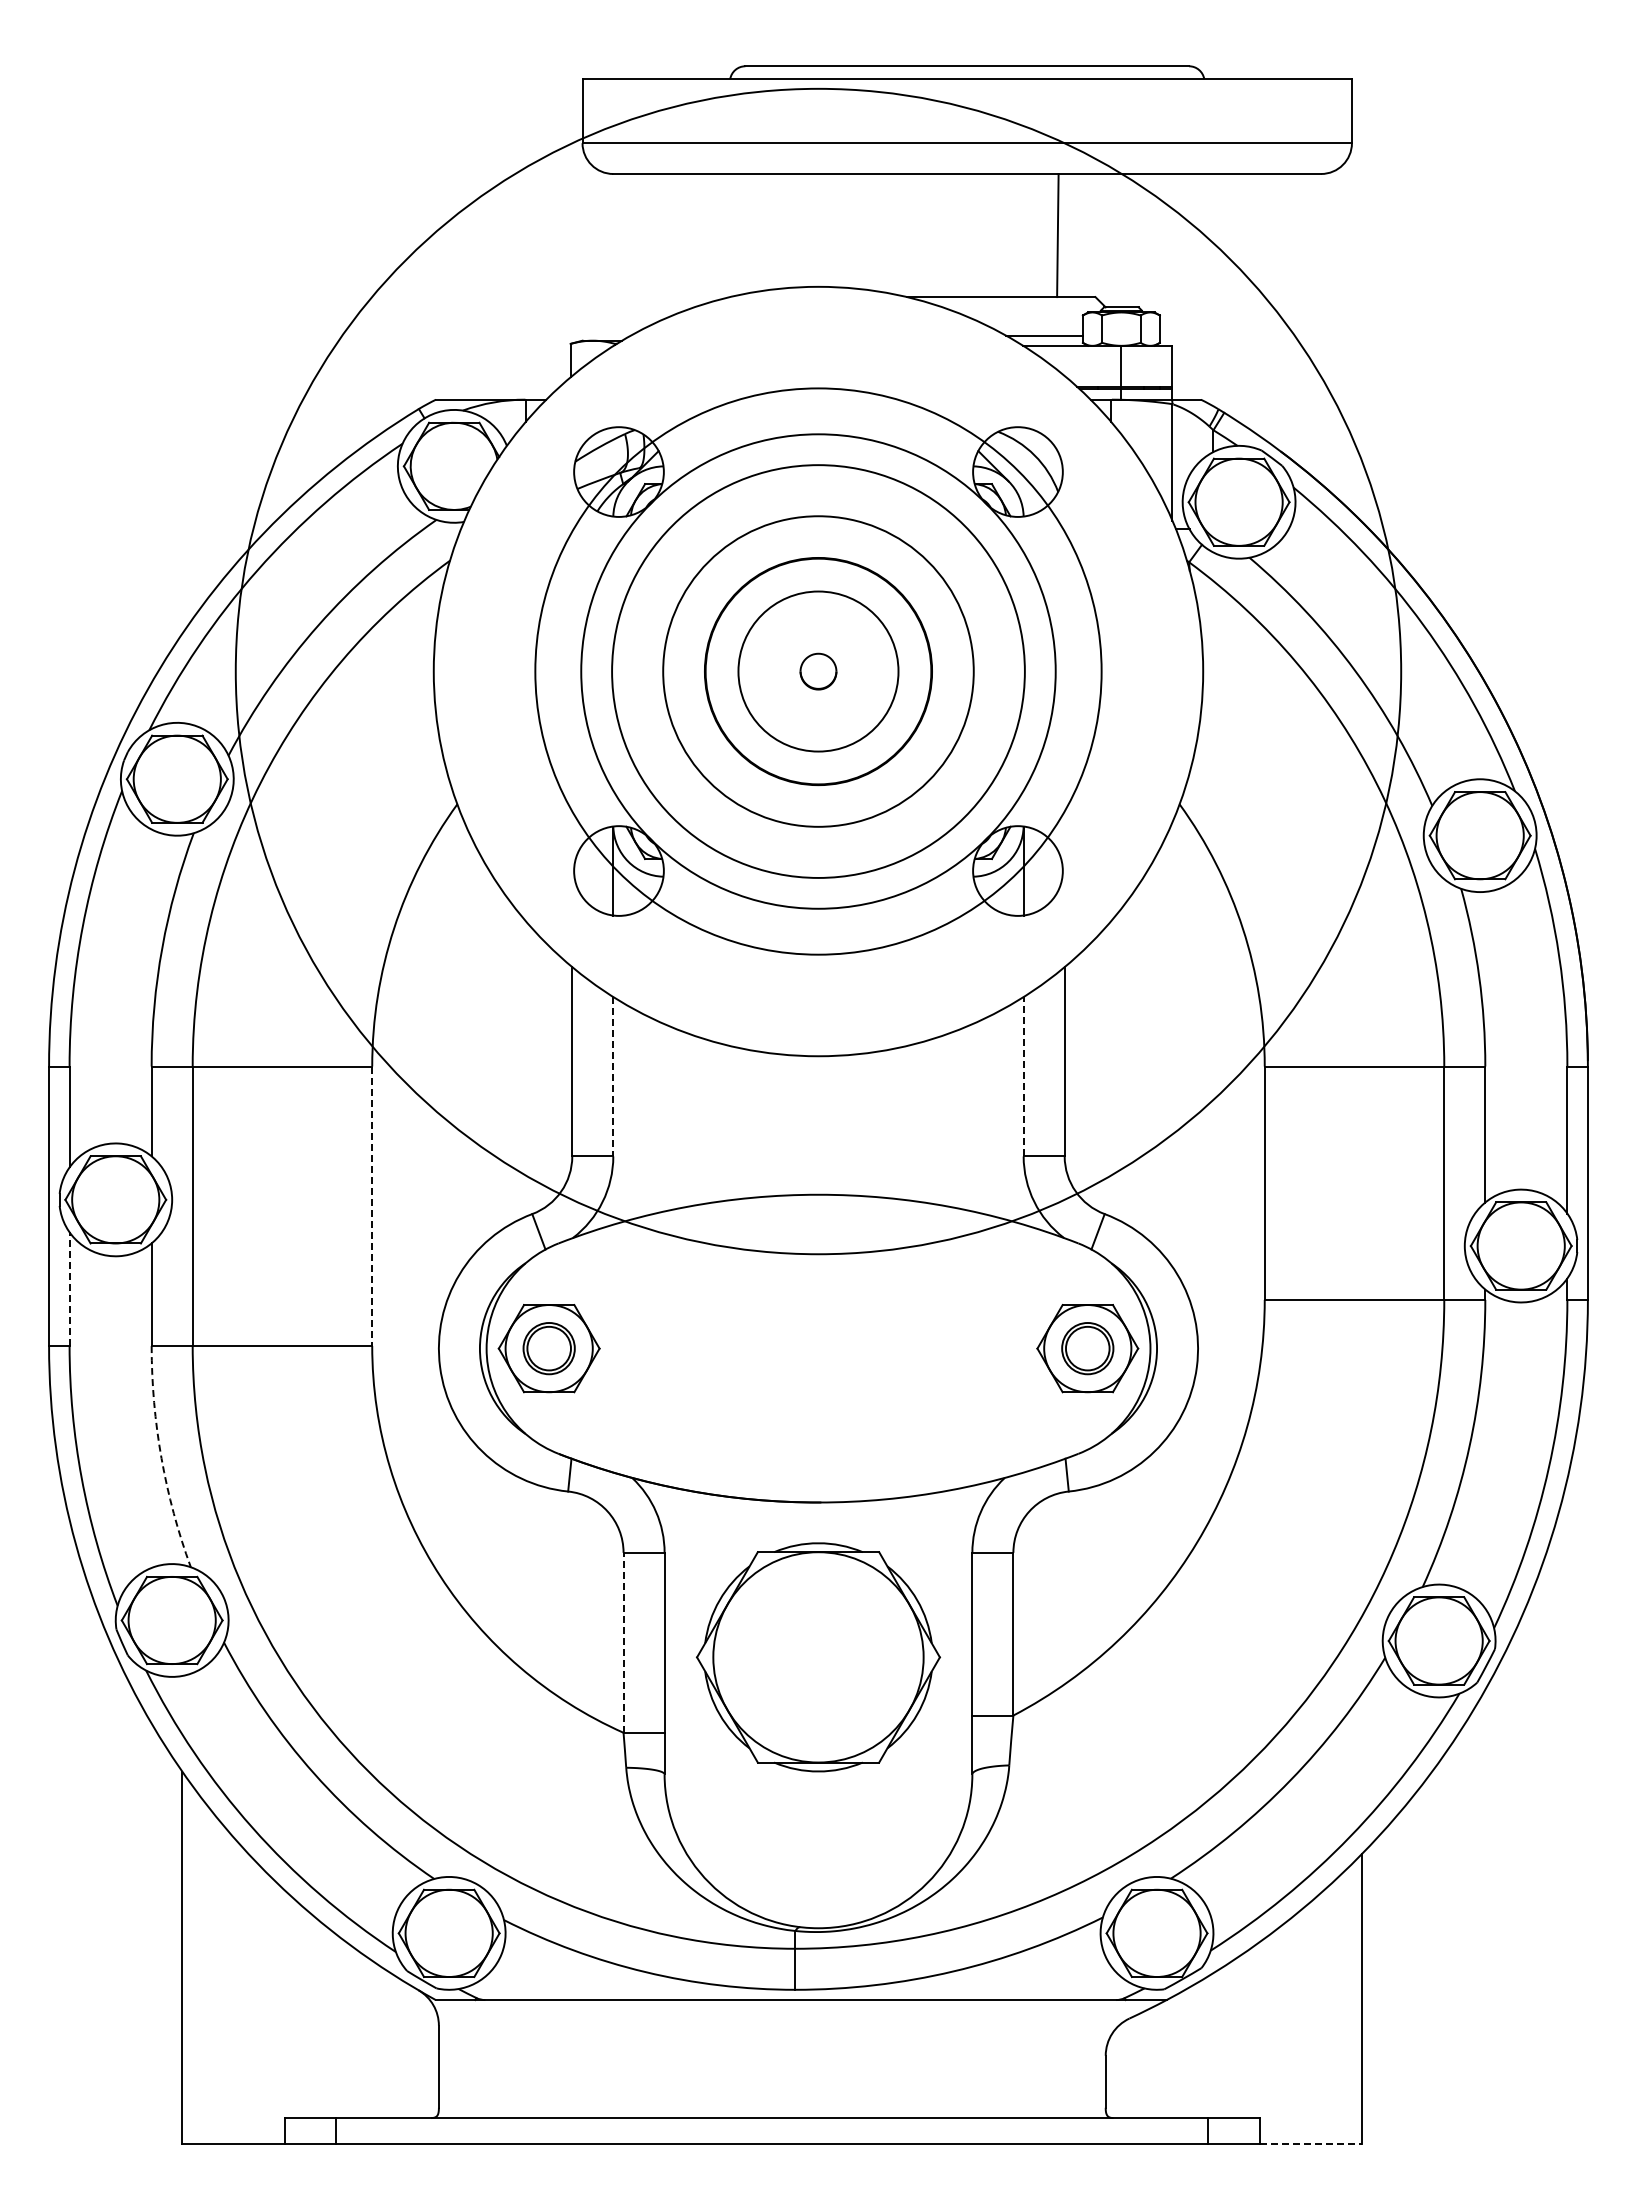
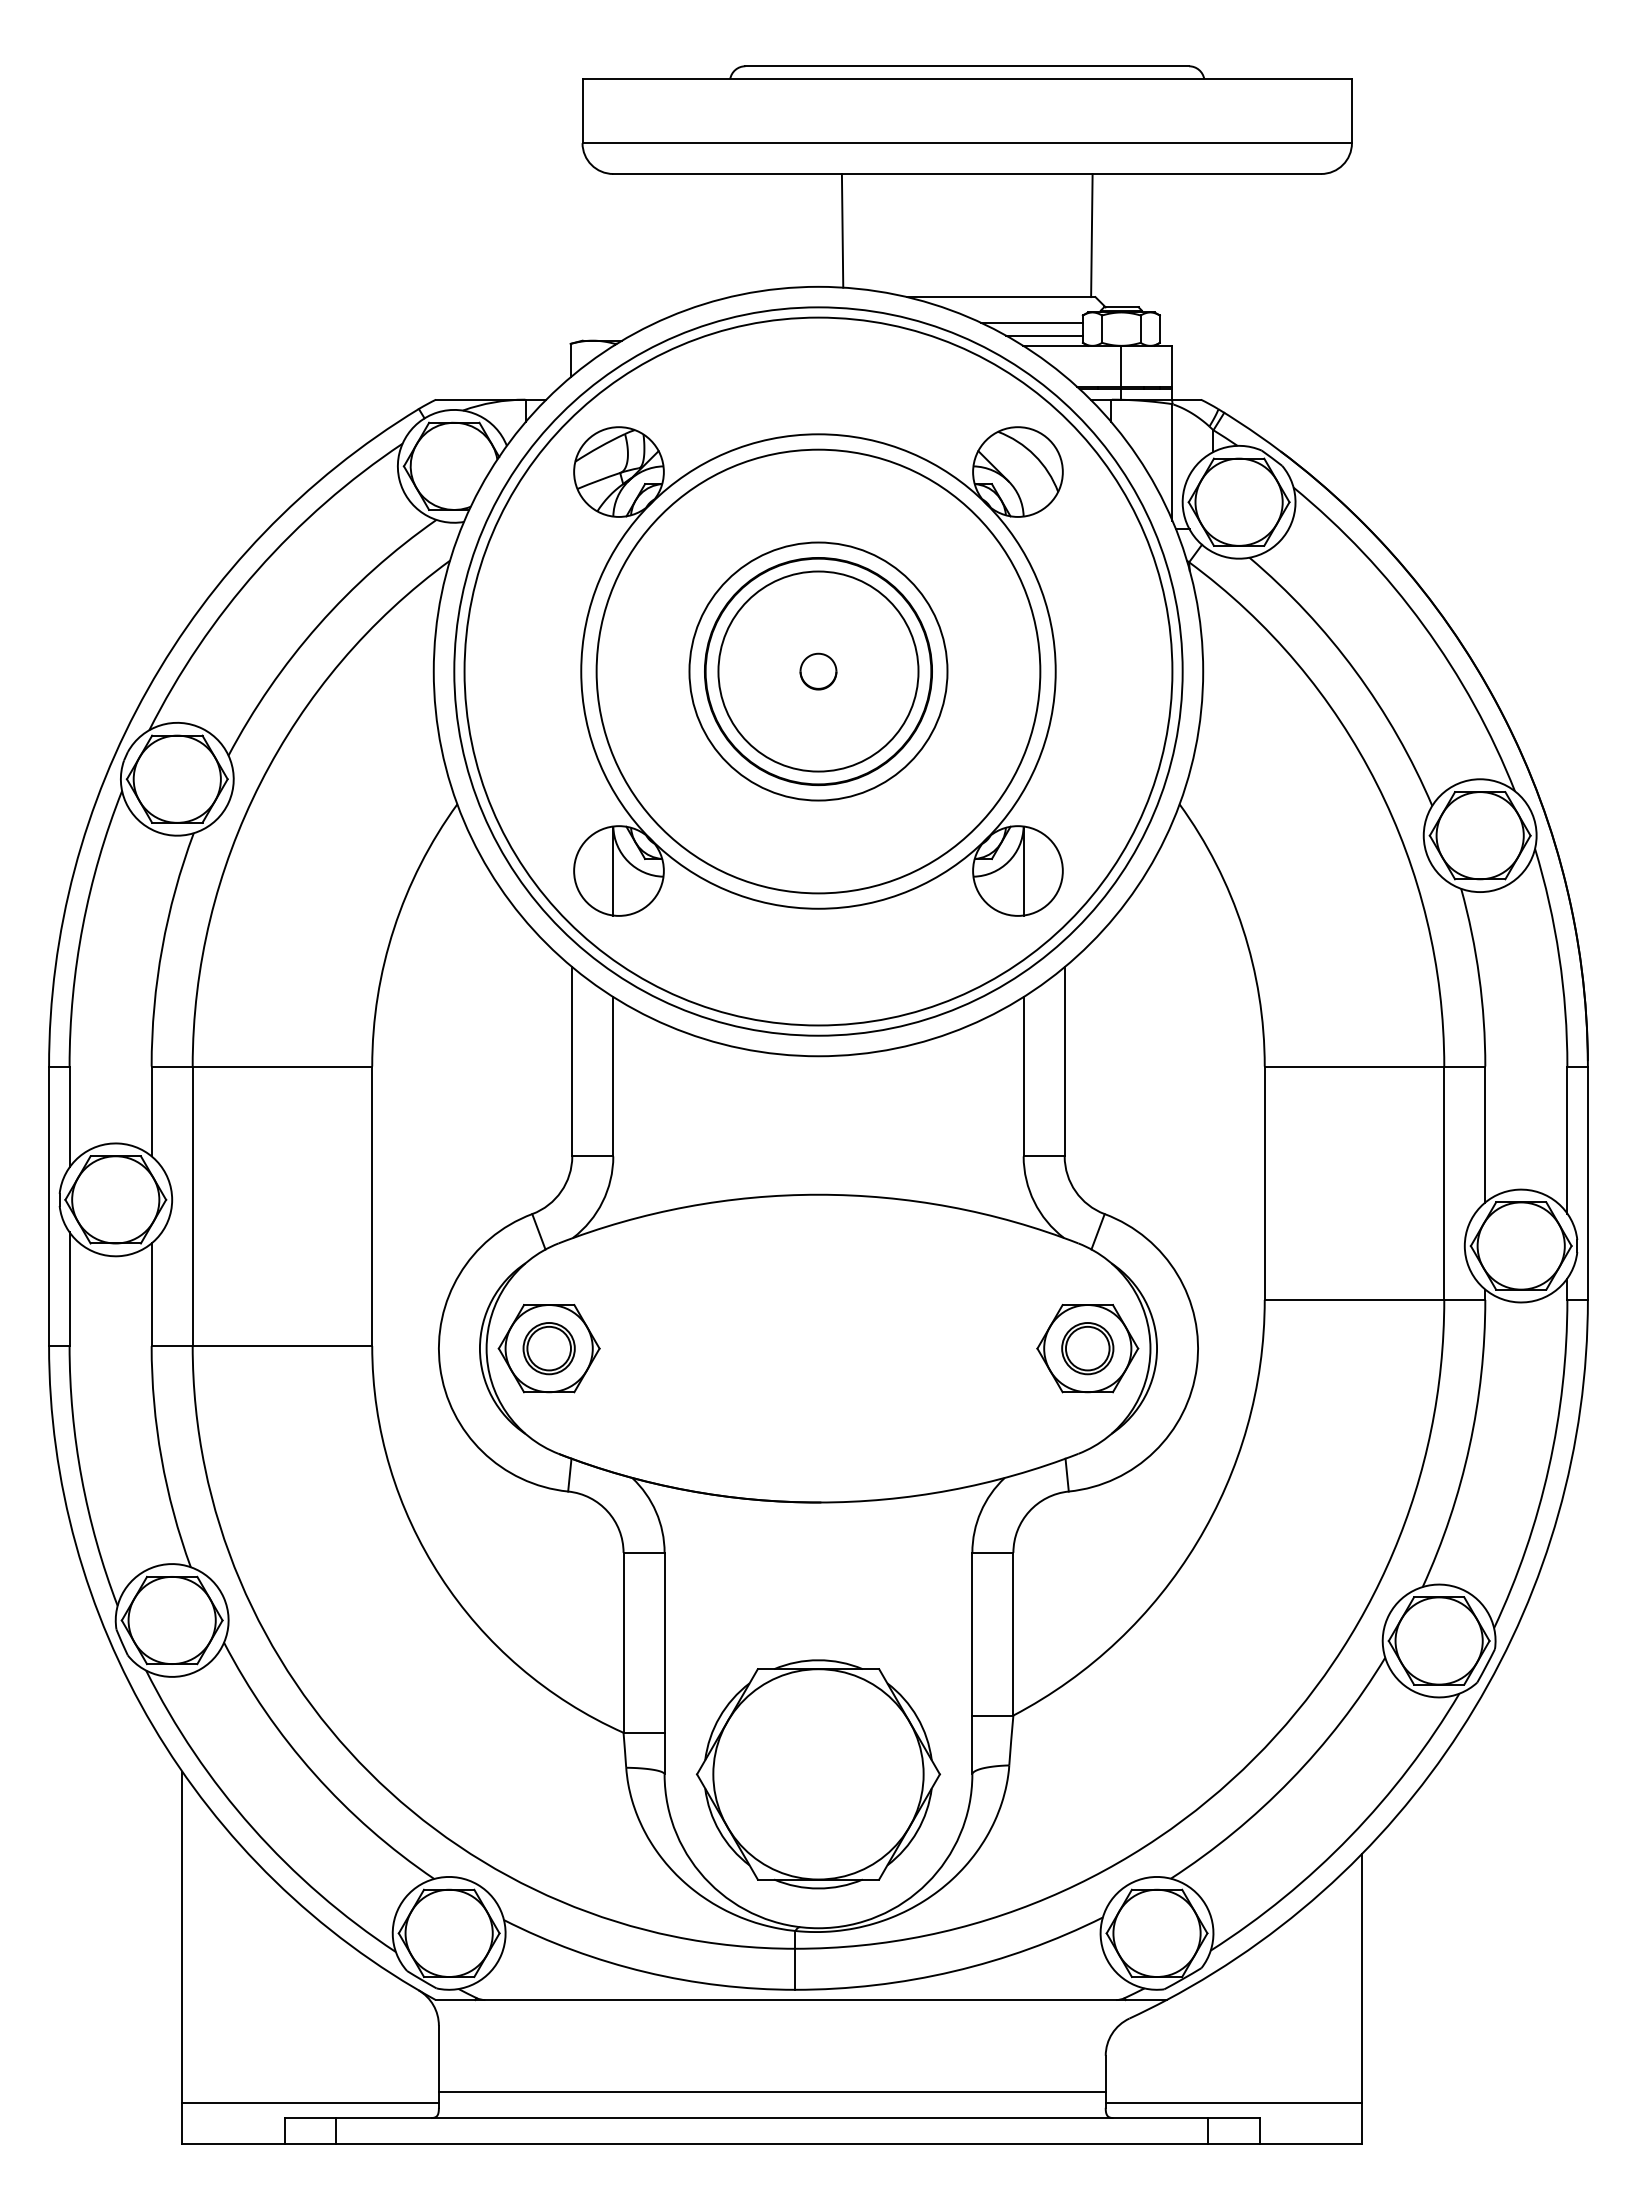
line: none -> present (842, 230)
line position: (1057, 235) -> (1091, 235) (1091, 235)
line: none -> present (1031, 322)
circle diameter: 1165 px -> 728 px (818, 671)
circle diameter: 160 px -> 200 px (818, 671)
circle diameter: 311 px -> 444 px (818, 671)
circle diameter: 413 px -> 258 px (818, 671)
circle diameter: 566 px -> 708 px (818, 671)
line: dashed -> solid (613, 1076)
line: dashed -> solid (1023, 1076)
line: dashed -> solid (372, 1206)
line: dashed -> solid (69, 1289)
arc: dashed -> solid (161, 1458)
line: dashed -> solid (623, 1642)
part position: (818, 1657) -> (818, 1774) (818, 1774)
line: none -> present (771, 2092)
line: none -> present (310, 2102)
line: none -> present (1233, 2102)
line: dashed -> solid (1311, 2143)
